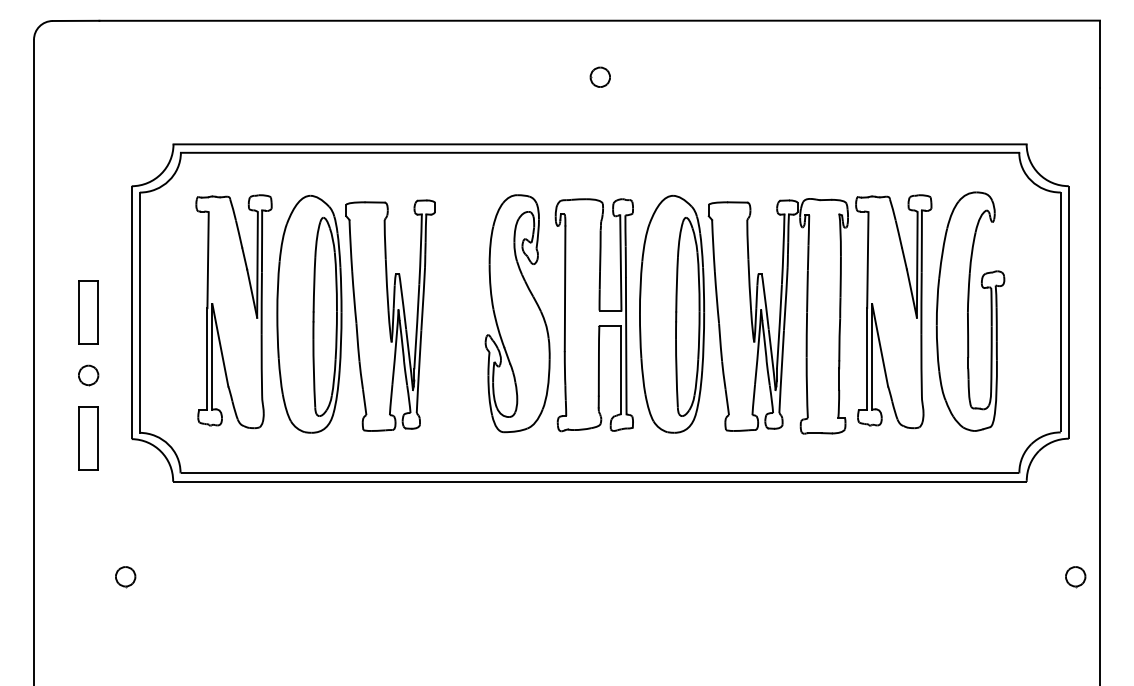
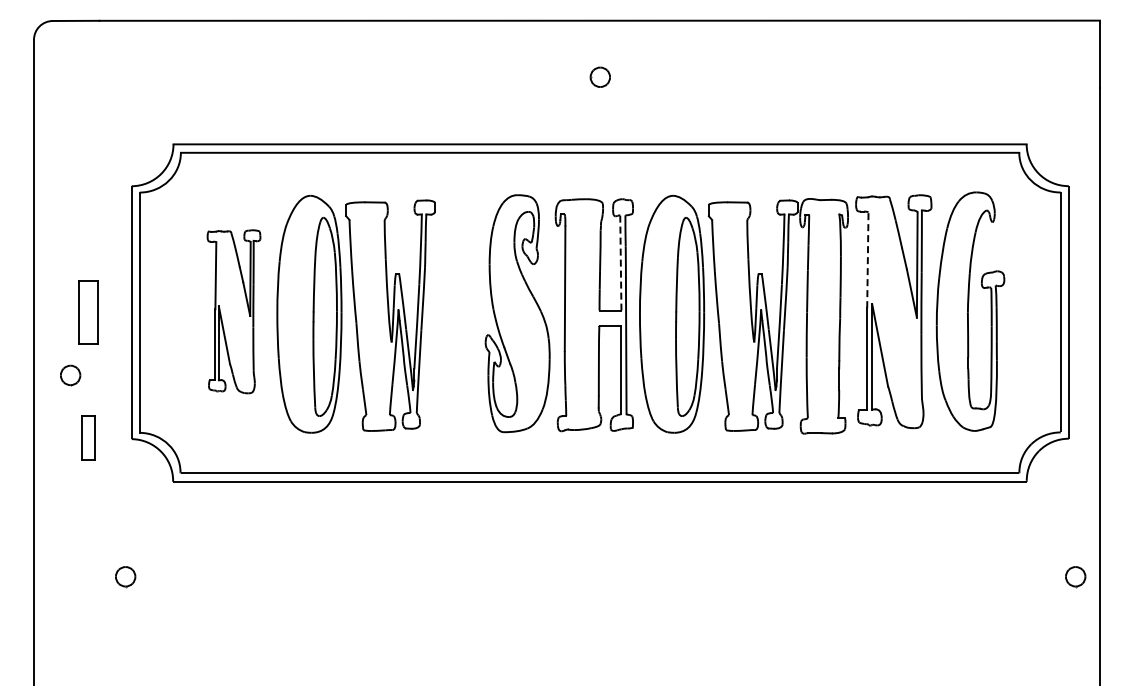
line: solid -> dashed (867, 260)
line: solid -> dashed (620, 262)
part size: 78x236 px -> 56x166 px (233, 311)
part position: (88, 375) -> (70, 375) (70, 375)
part size: 21x65 px -> 15x46 px (88, 437)
